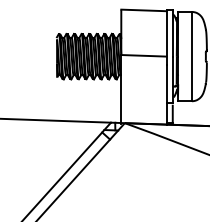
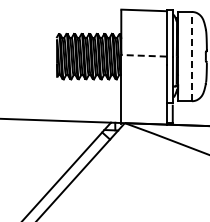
line: solid -> dashed (144, 55)
line: solid -> dashed (191, 56)
